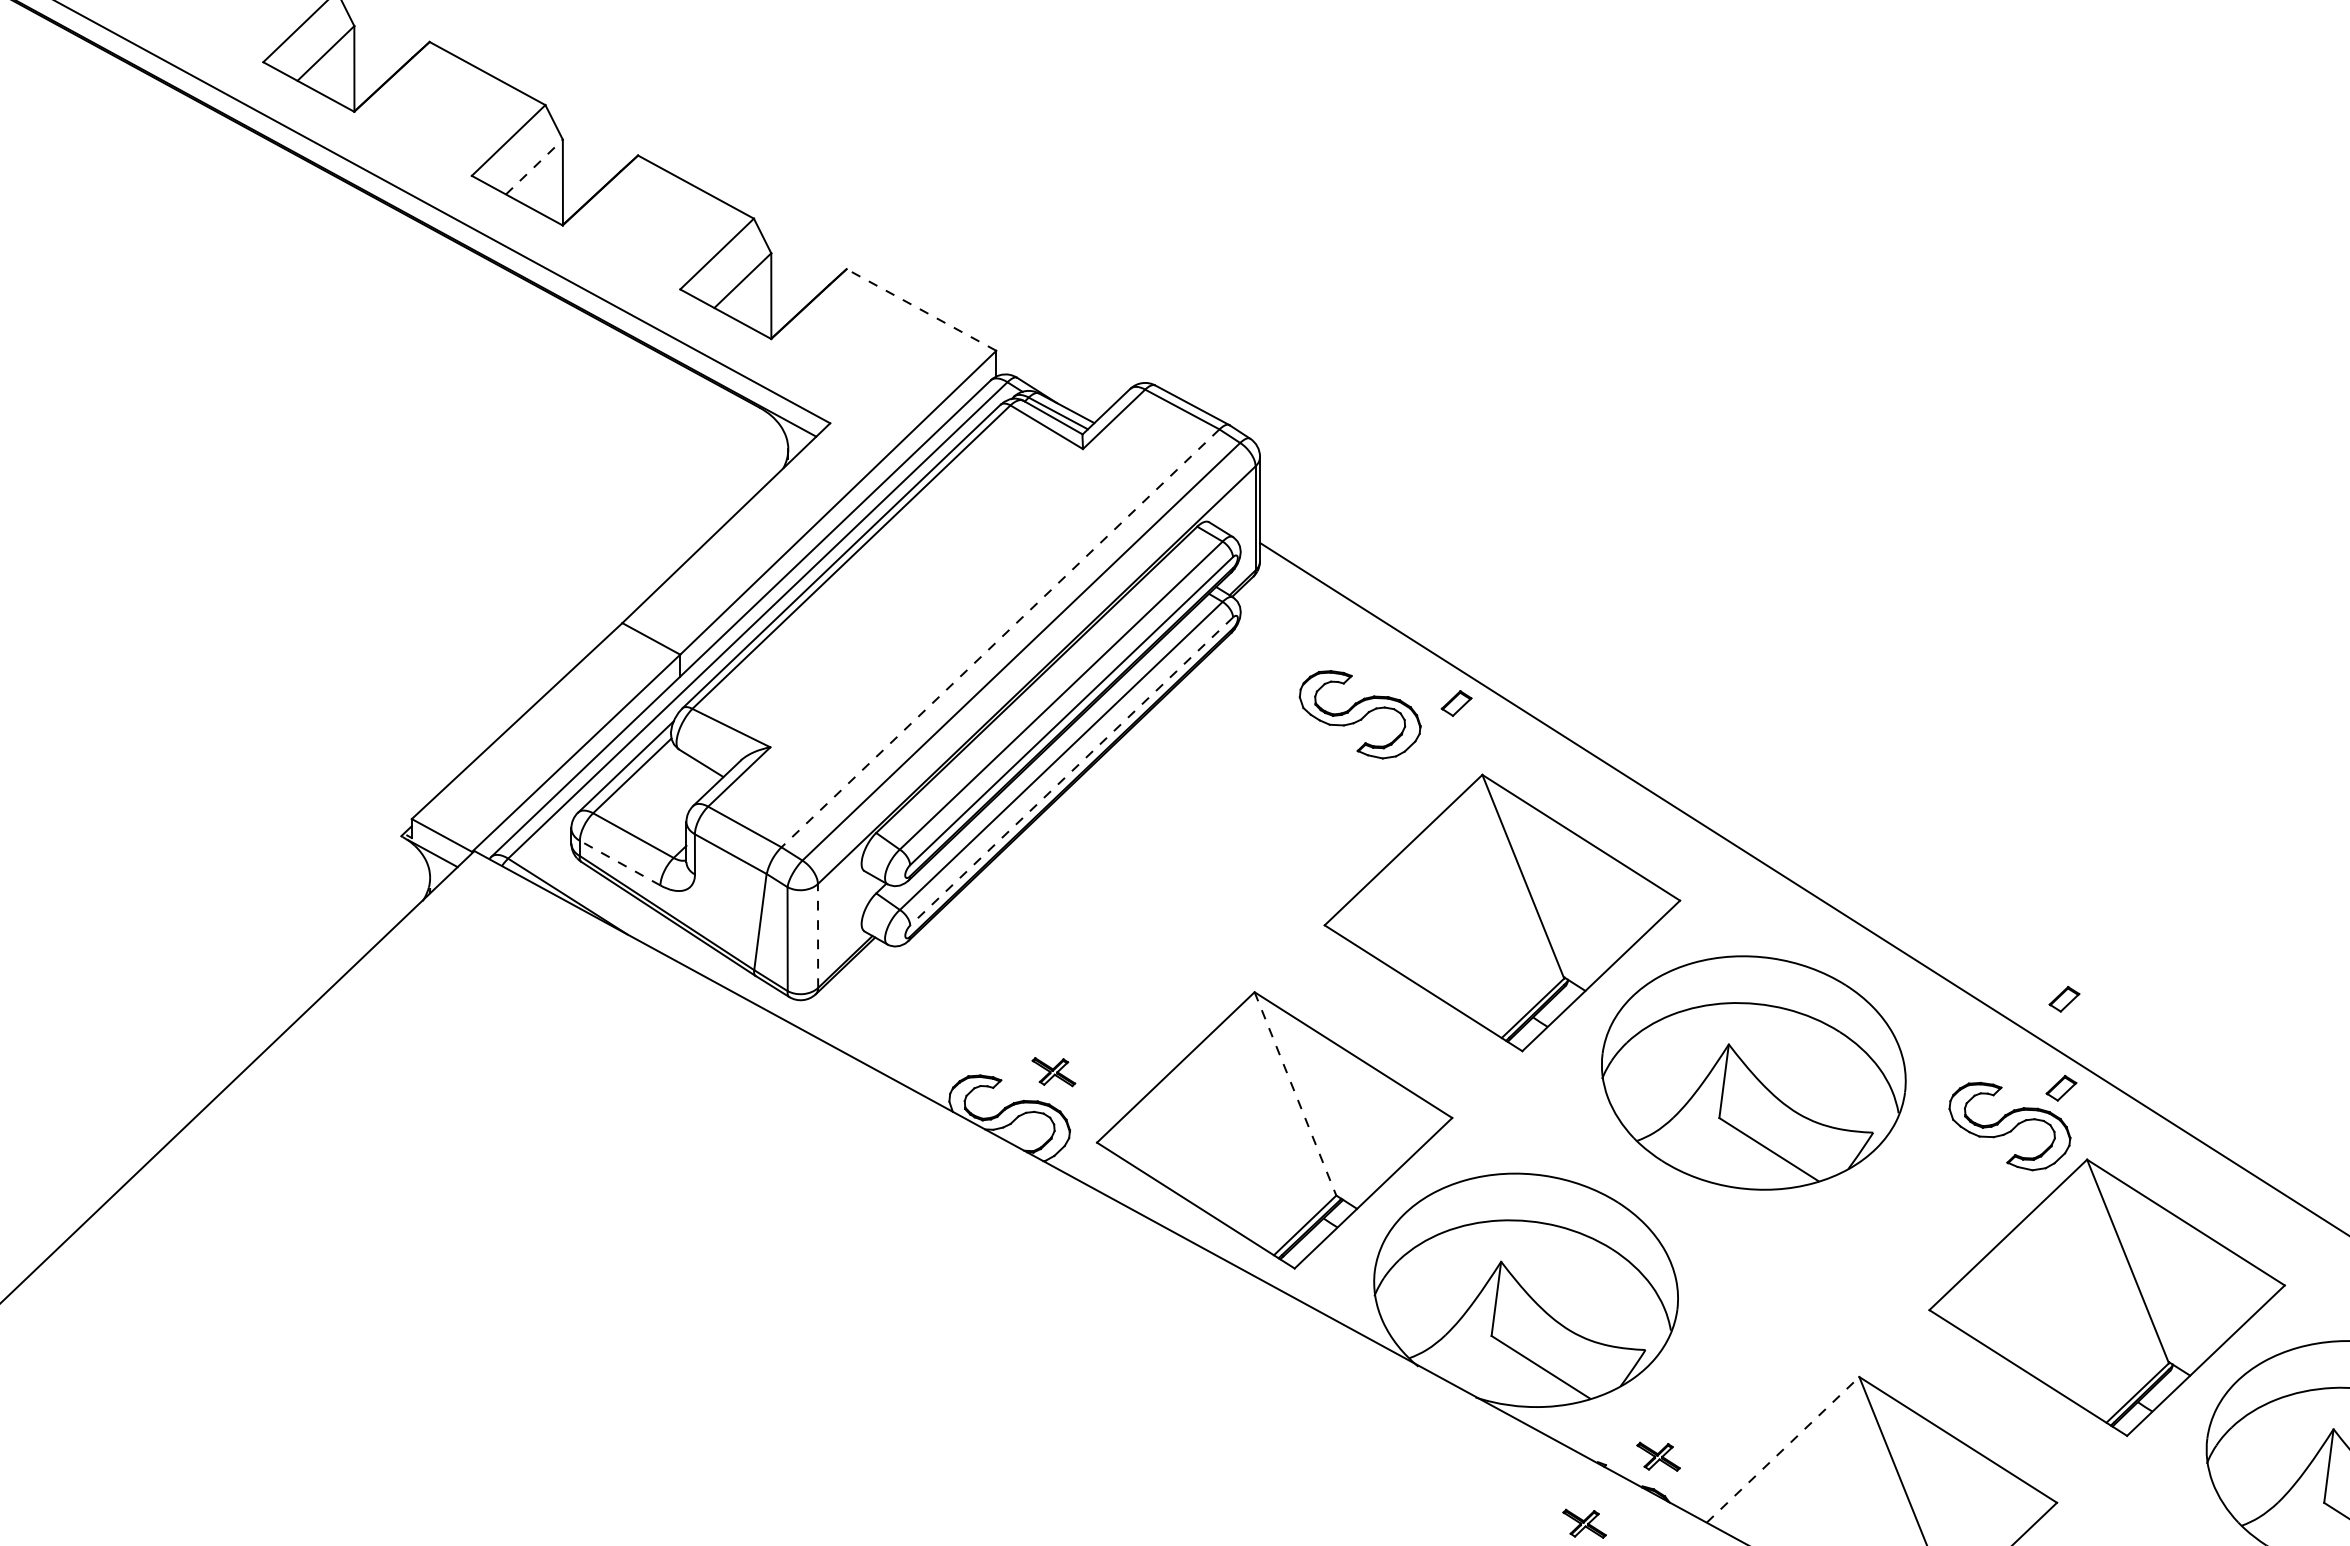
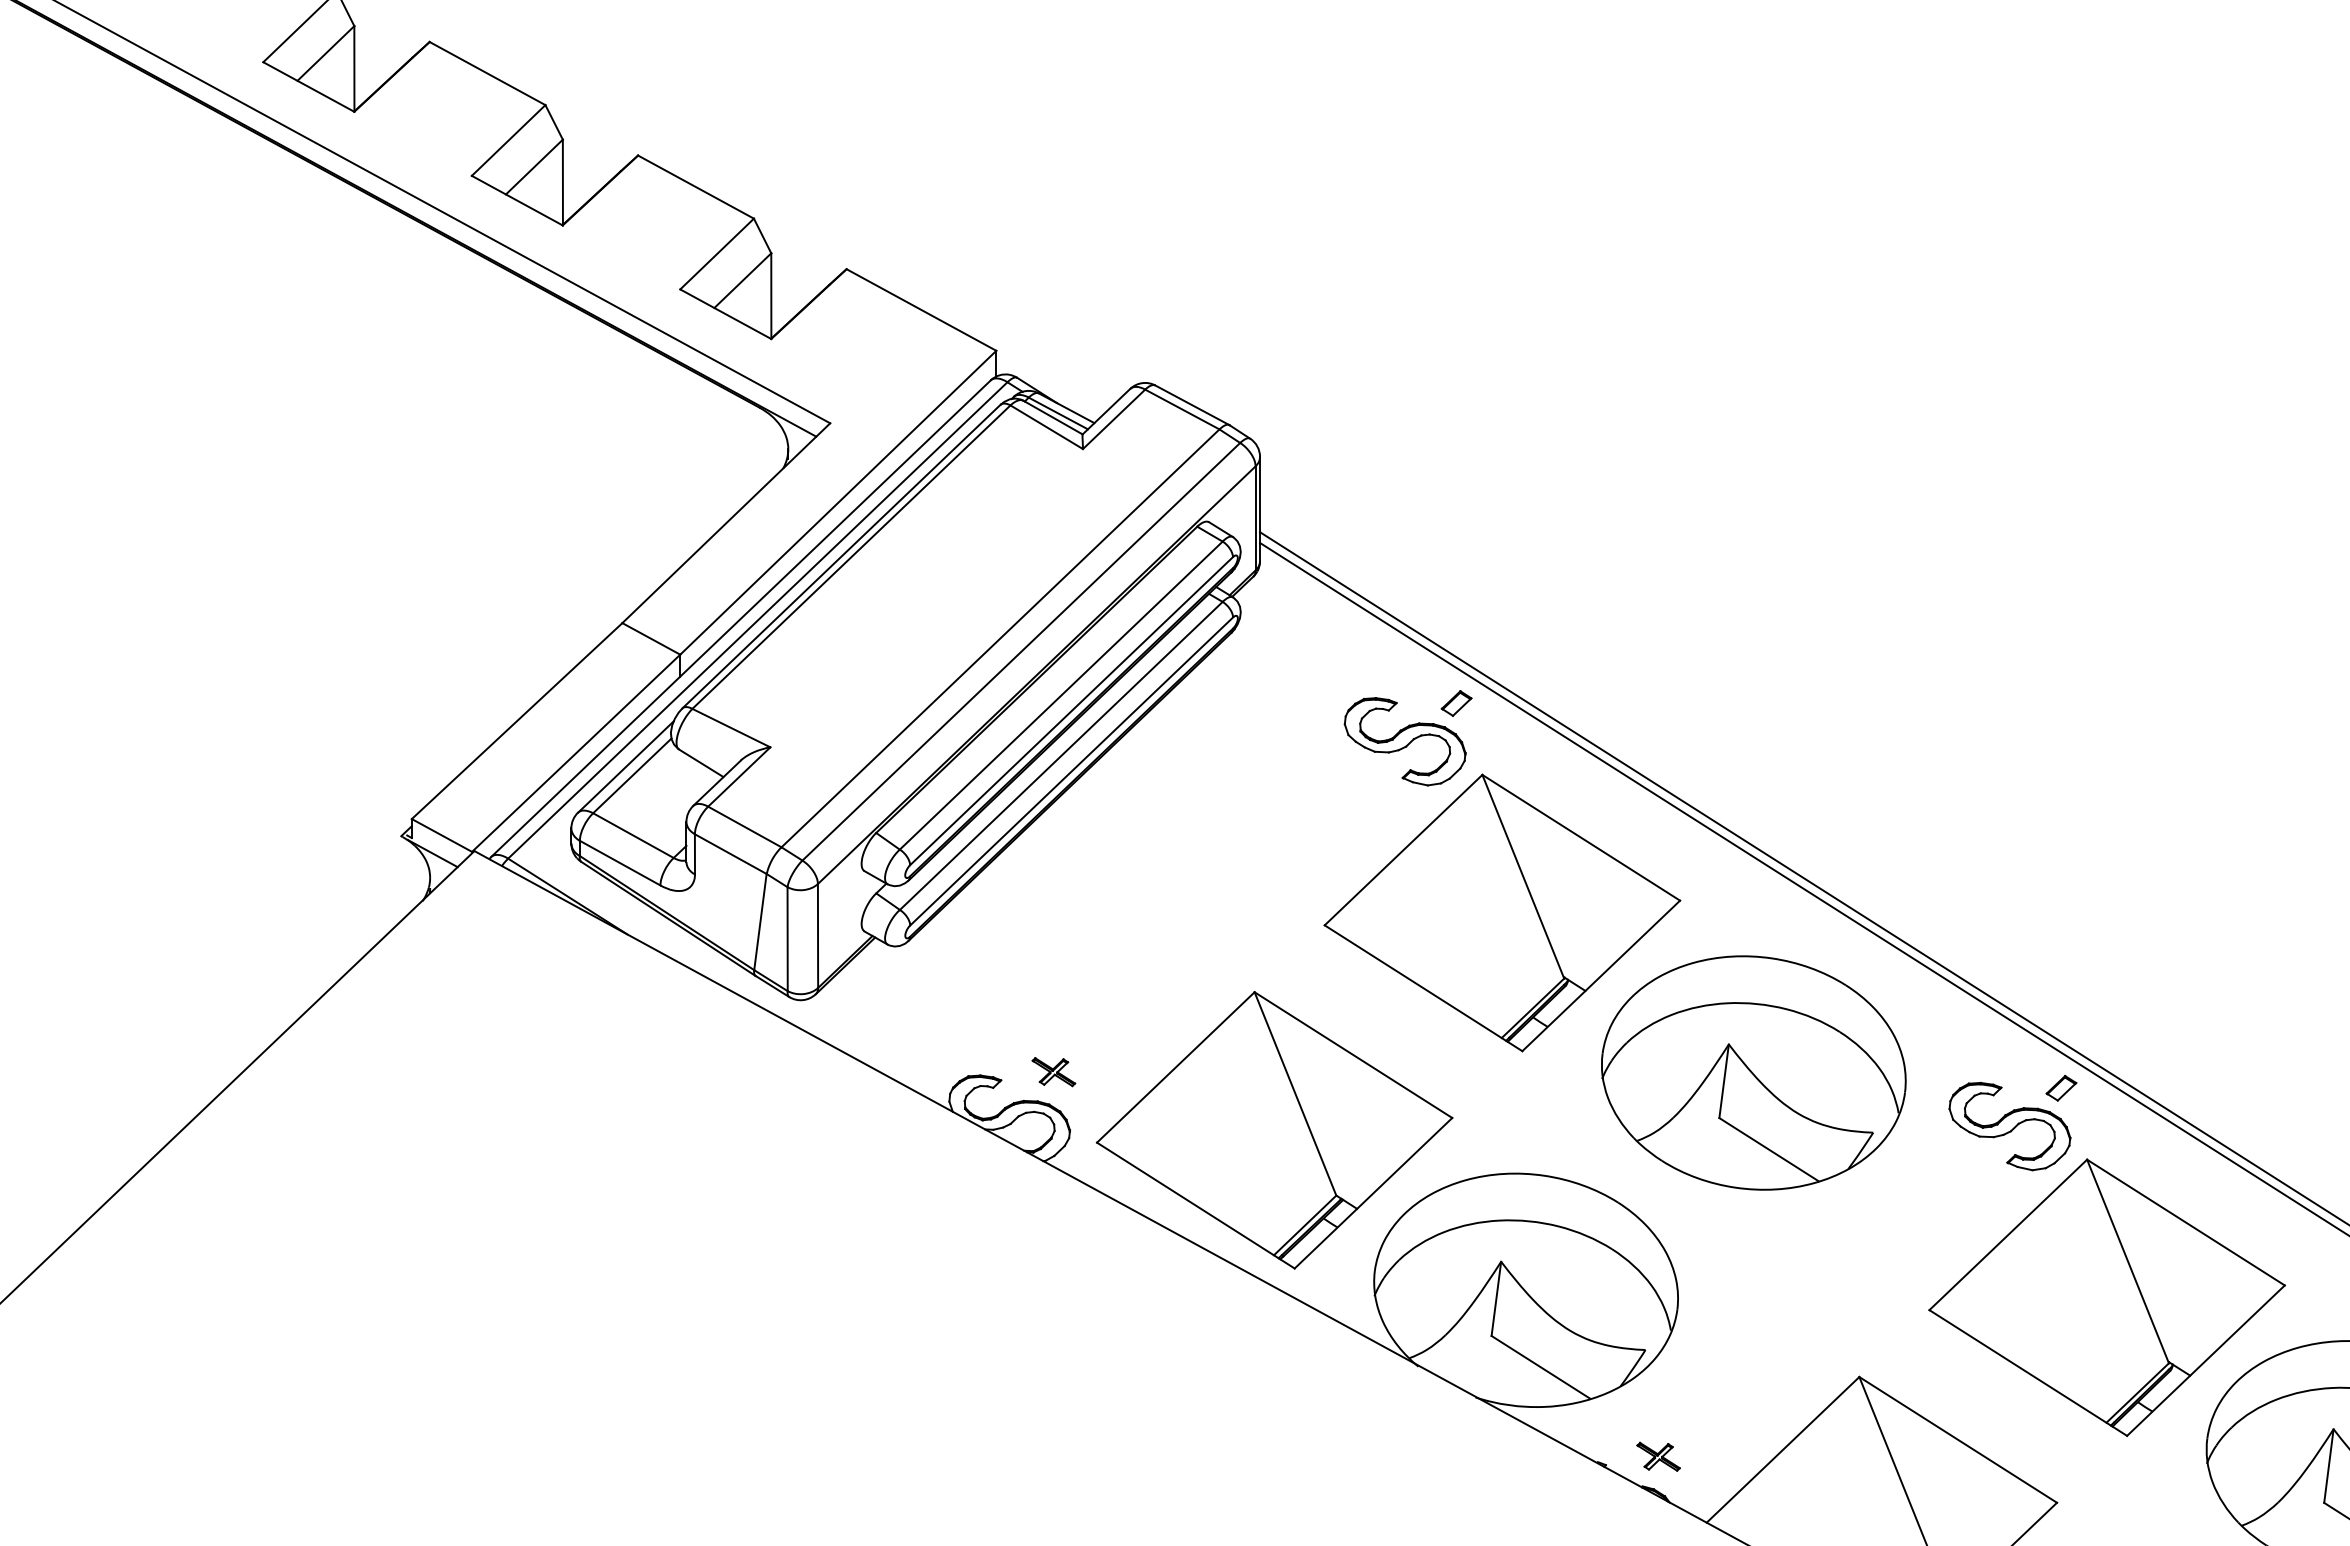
line: dashed -> solid (534, 167)
line: dashed -> solid (921, 309)
line: dashed -> solid (1000, 638)
part position: (1359, 714) -> (1404, 741) (1404, 741)
line: dashed -> solid (1071, 771)
line: dashed -> solid (619, 862)
line: none -> present (1803, 877)
line: dashed -> solid (818, 935)
part: present -> none (2064, 999)
line: dashed -> solid (1295, 1093)
line: dashed -> solid (1783, 1449)
part: present -> none (1584, 1523)
